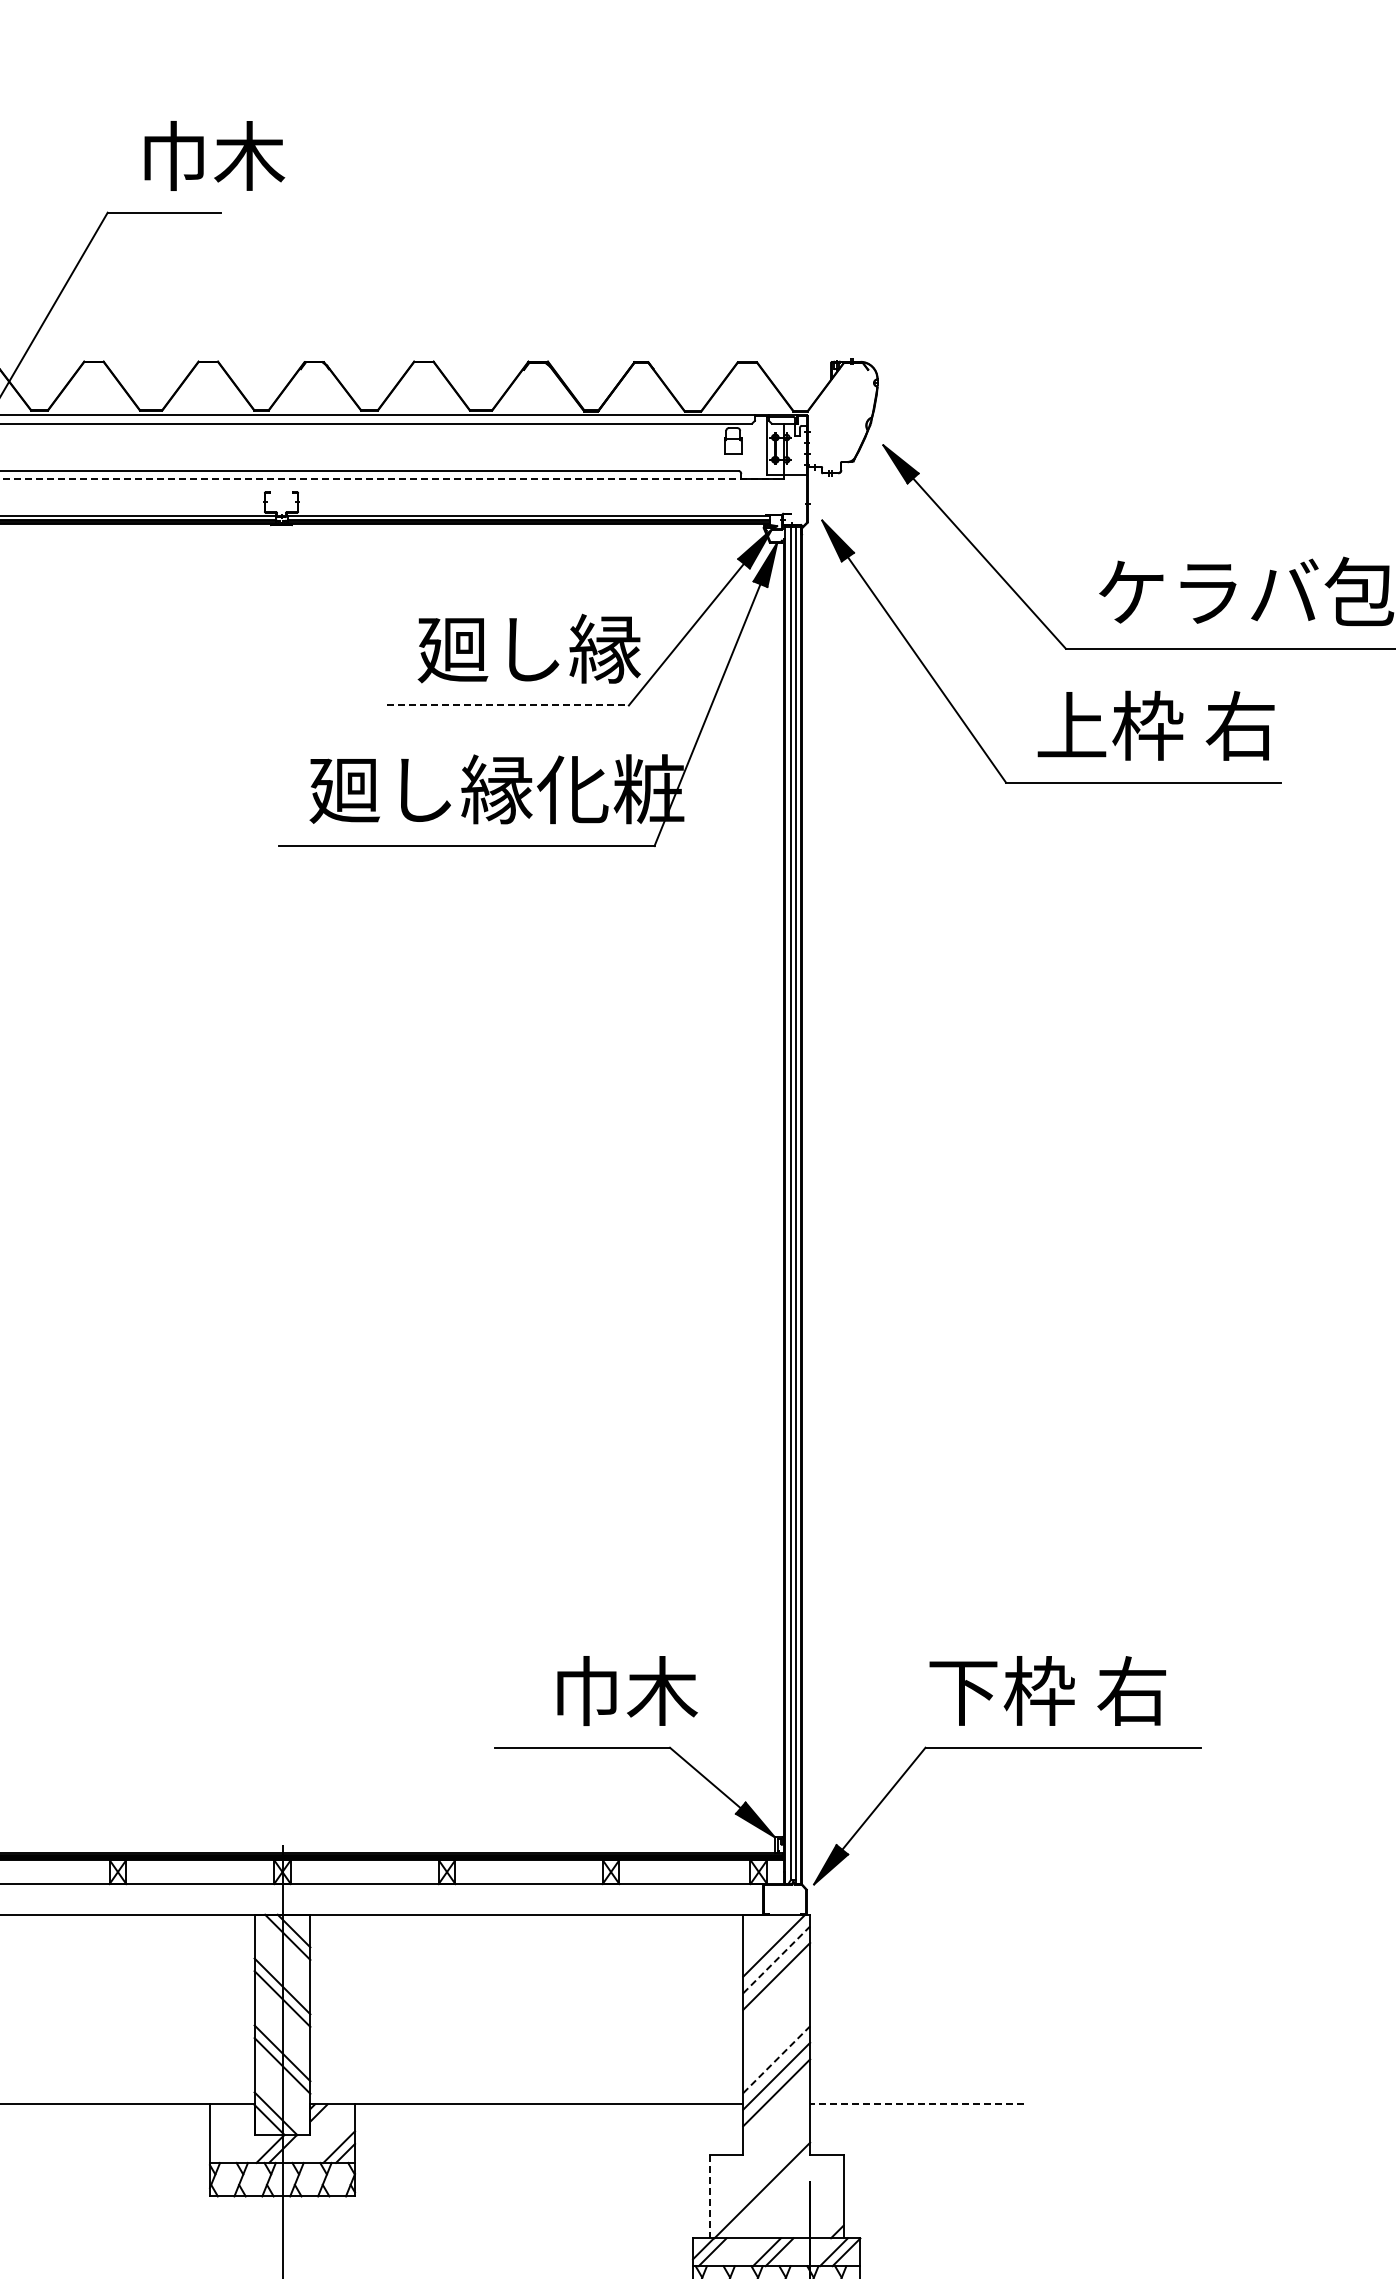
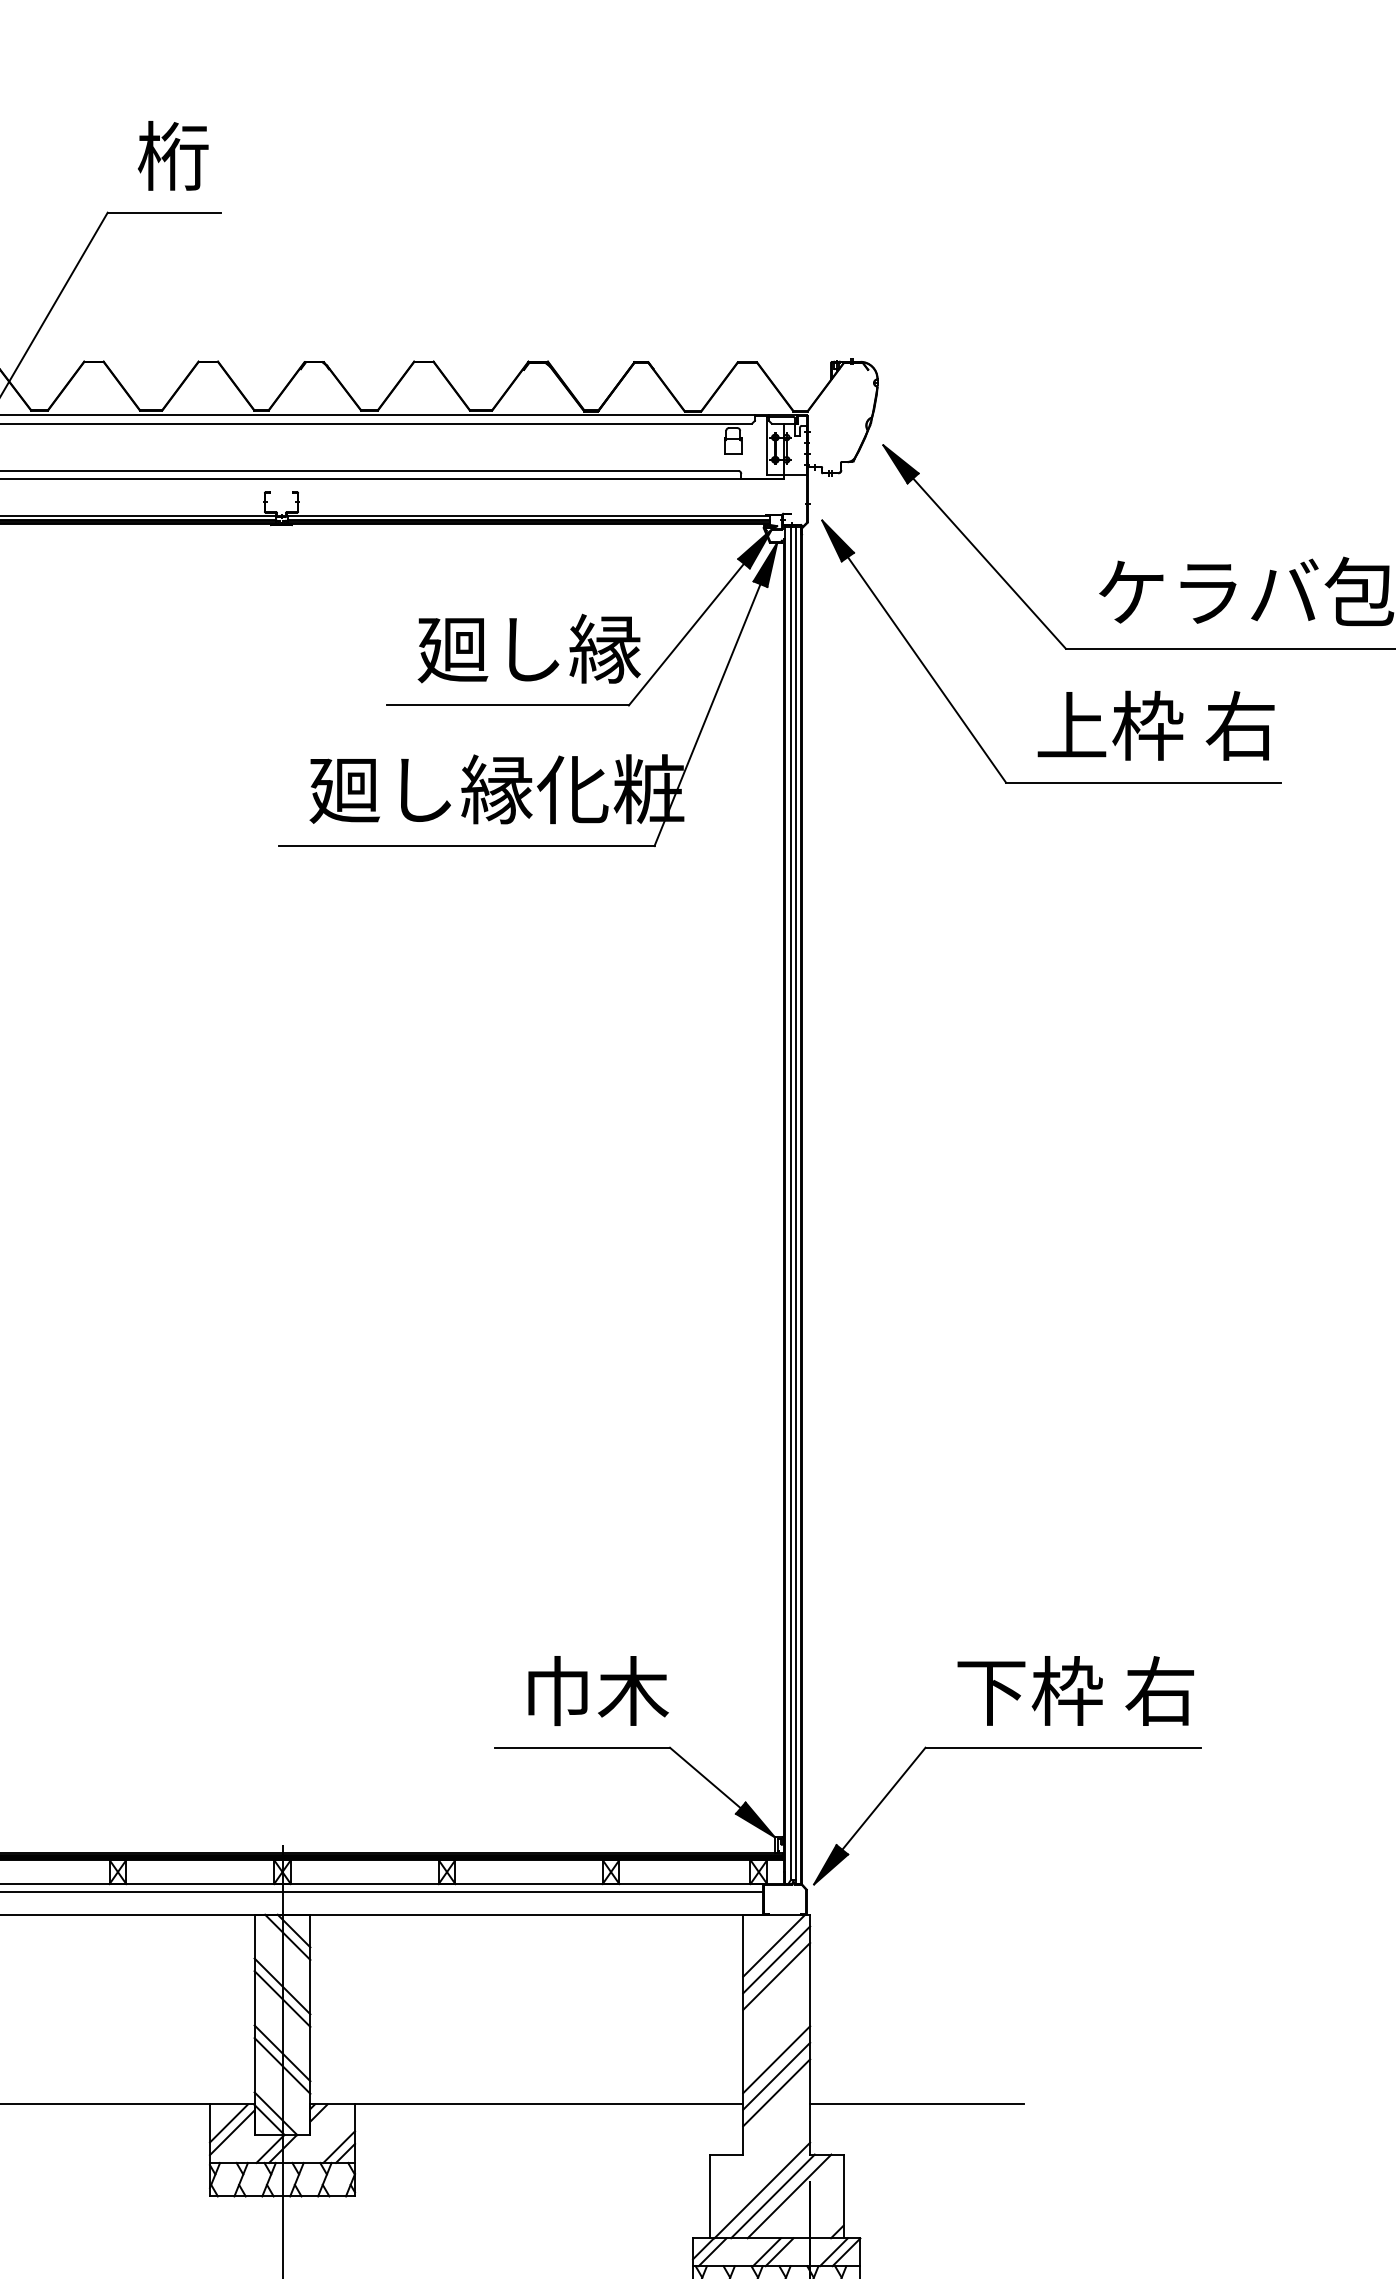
text: 巾木 -> 桁 (211, 155)
line: dashed -> solid (392, 479)
line: dashed -> solid (508, 705)
text position: (627, 1690) -> (598, 1690) (598, 1690)
text position: (1047, 1690) -> (1075, 1690) (1075, 1690)
line: none -> present (382, 1892)
line: dashed -> solid (777, 1959)
line: dashed -> solid (777, 2059)
line: dashed -> solid (917, 2104)
line: none -> present (228, 2123)
line: none -> present (231, 2132)
line: dashed -> solid (709, 2196)
line: none -> present (772, 2196)
line: none -> present (789, 2196)
